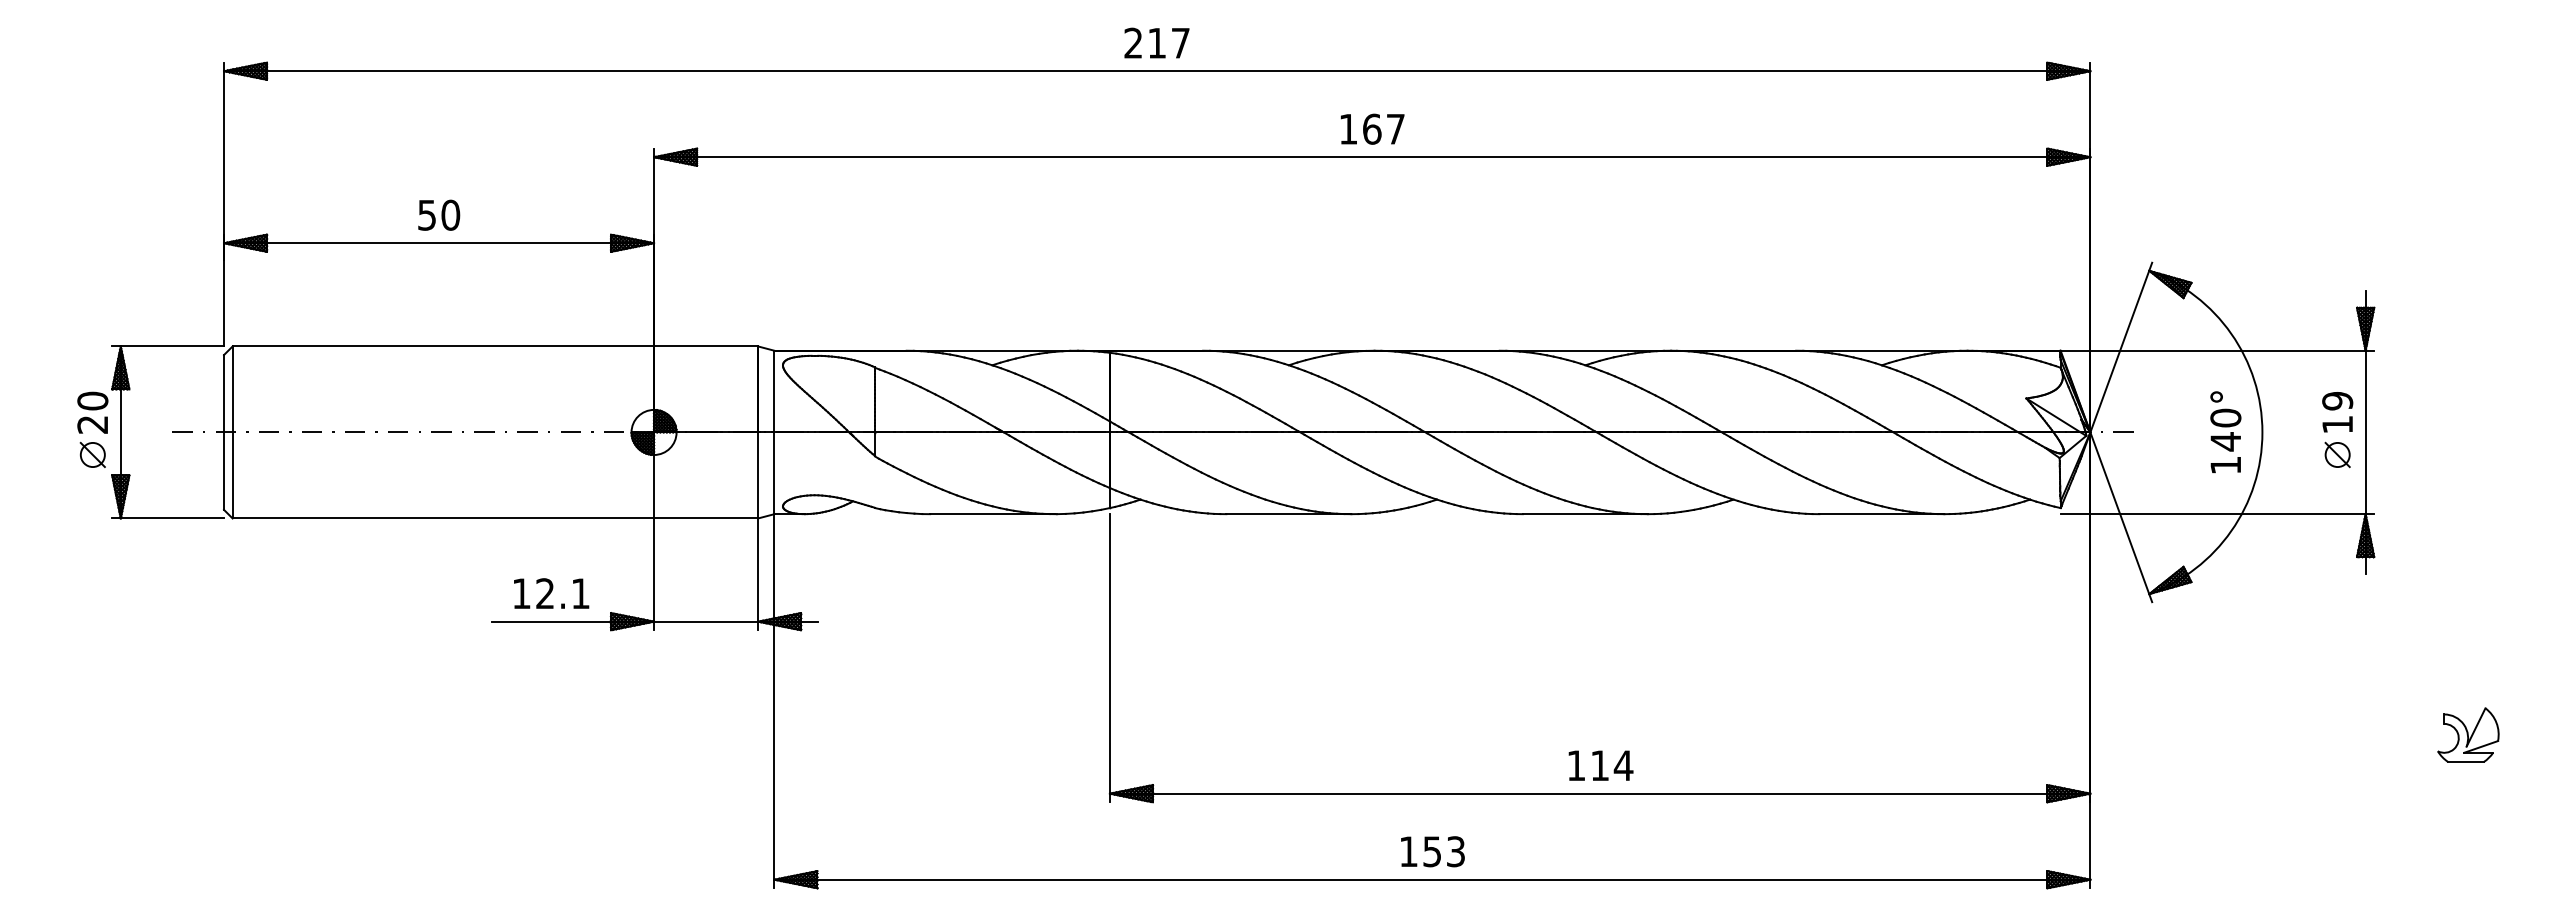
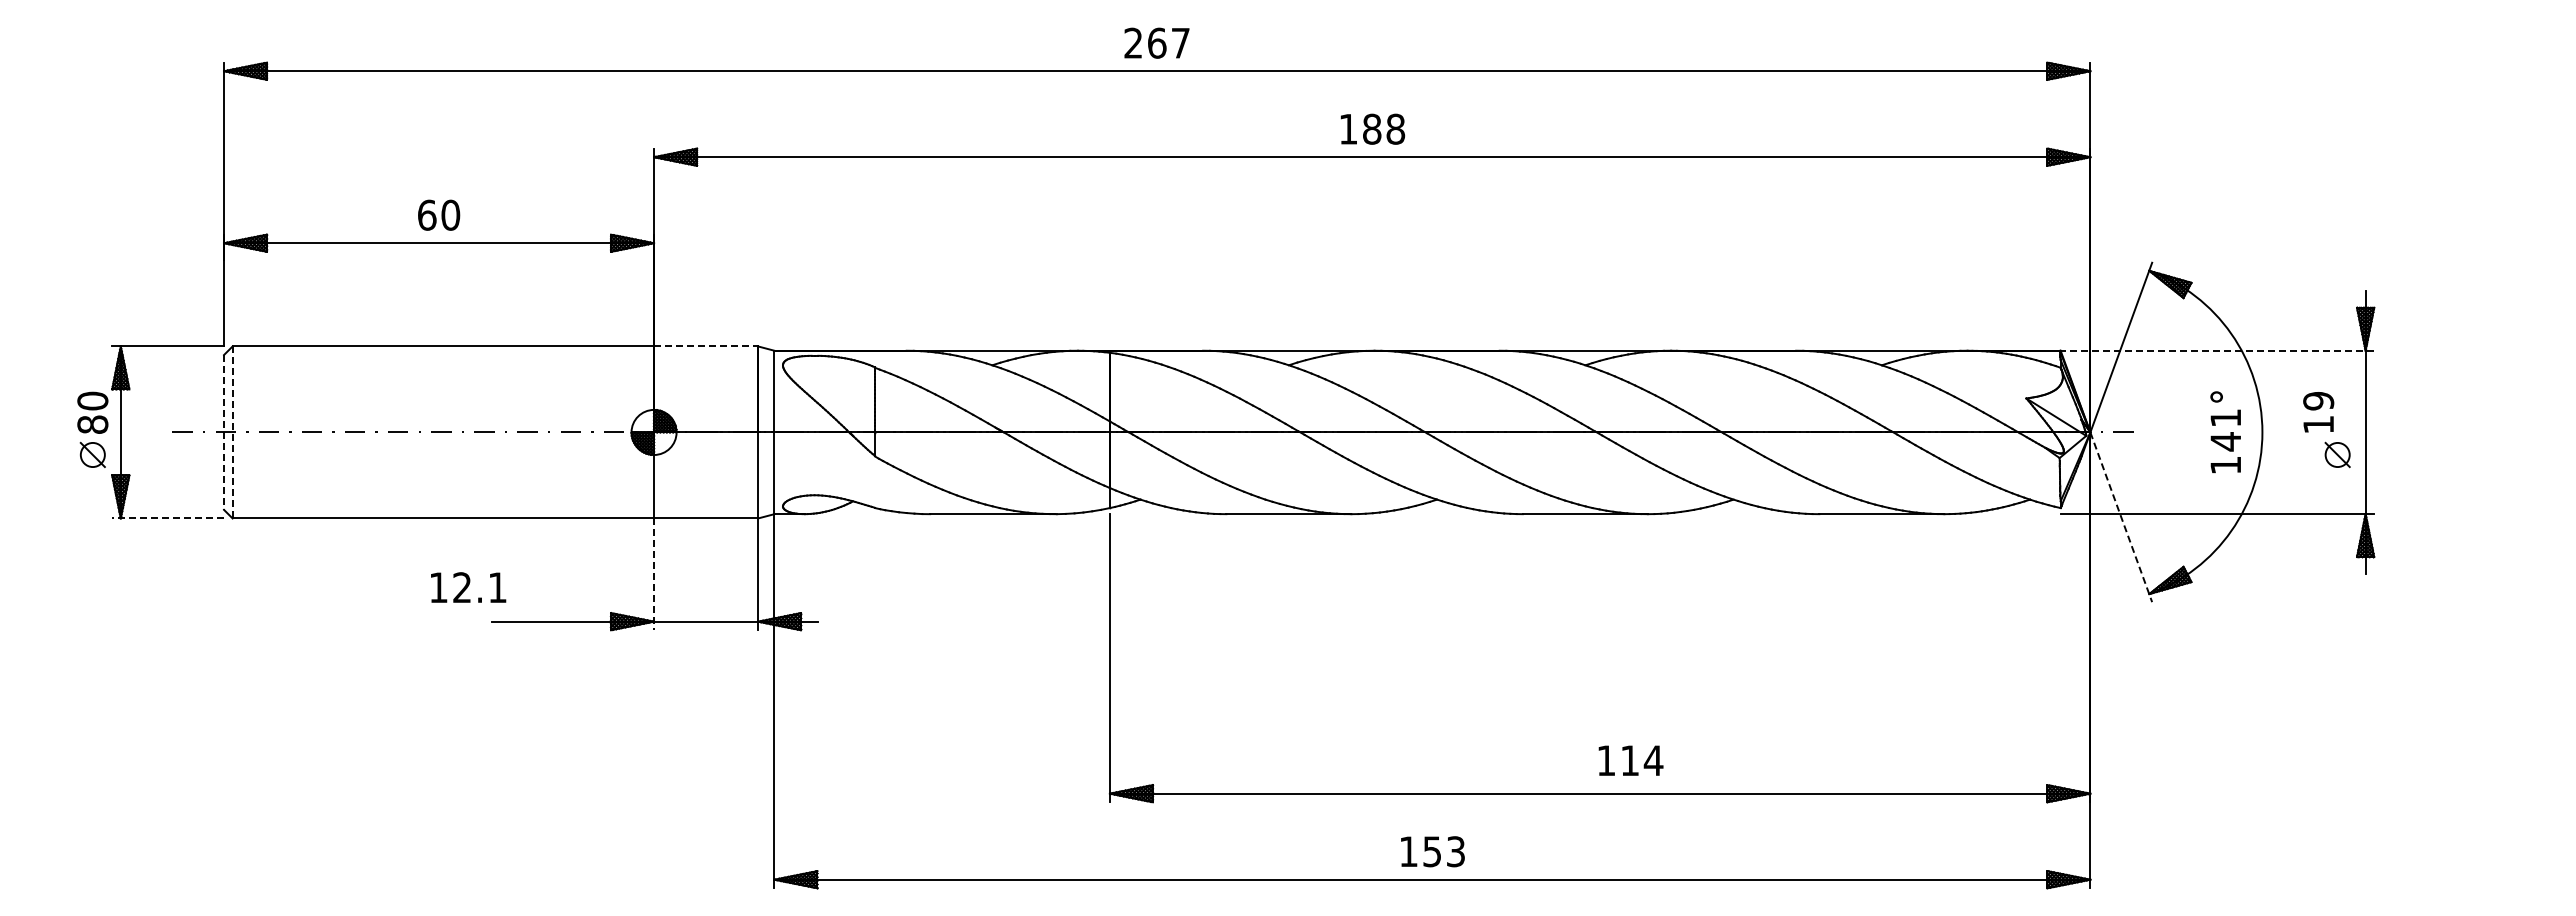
text: 217 -> 267 (1157, 42)
text: 167 -> 188 (1384, 128)
text: 50 -> 60 (427, 214)
line: solid -> dashed (706, 346)
line: solid -> dashed (2217, 350)
text position: (2337, 412) -> (2318, 412) (2318, 412)
text: 140° -> 141° (2225, 417)
text: 20 -> 80 (92, 424)
line: solid -> dashed (224, 432)
line: solid -> dashed (232, 432)
line: solid -> dashed (2121, 517)
line: solid -> dashed (168, 518)
line: solid -> dashed (654, 574)
text position: (551, 593) -> (468, 587) (468, 587)
part: present -> none (2468, 734)
text position: (1600, 765) -> (1630, 760) (1630, 760)
